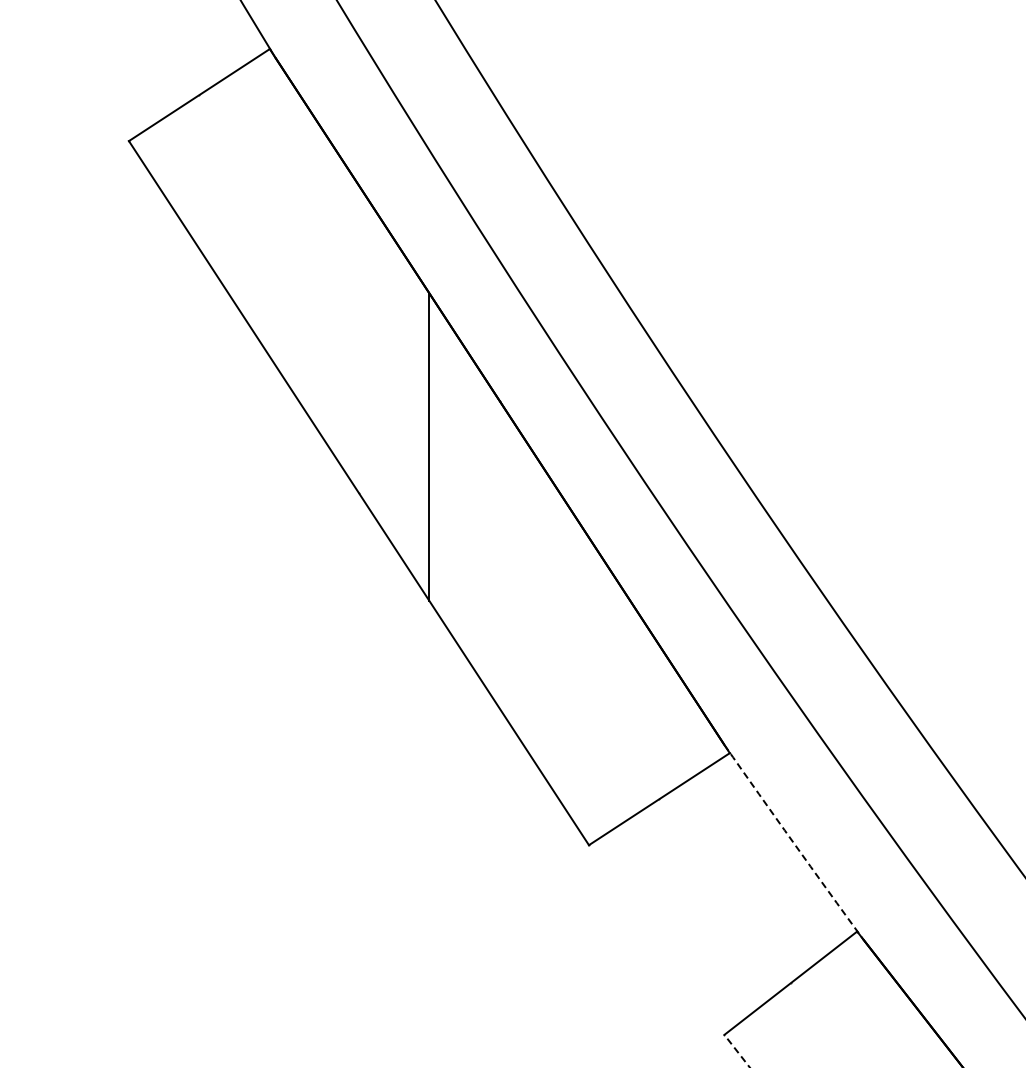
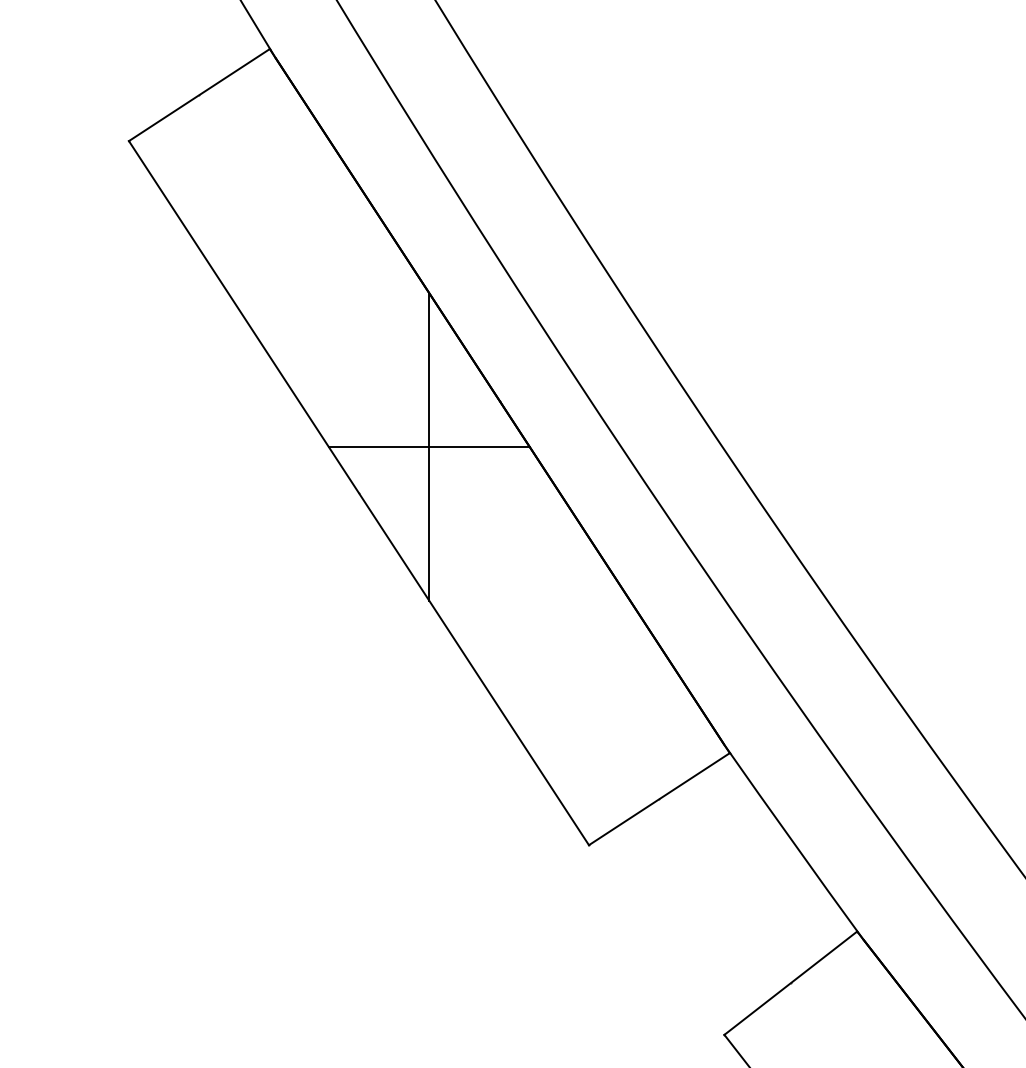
line: none -> present (428, 447)
arc: dashed -> solid (793, 842)
line: dashed -> solid (737, 1051)
